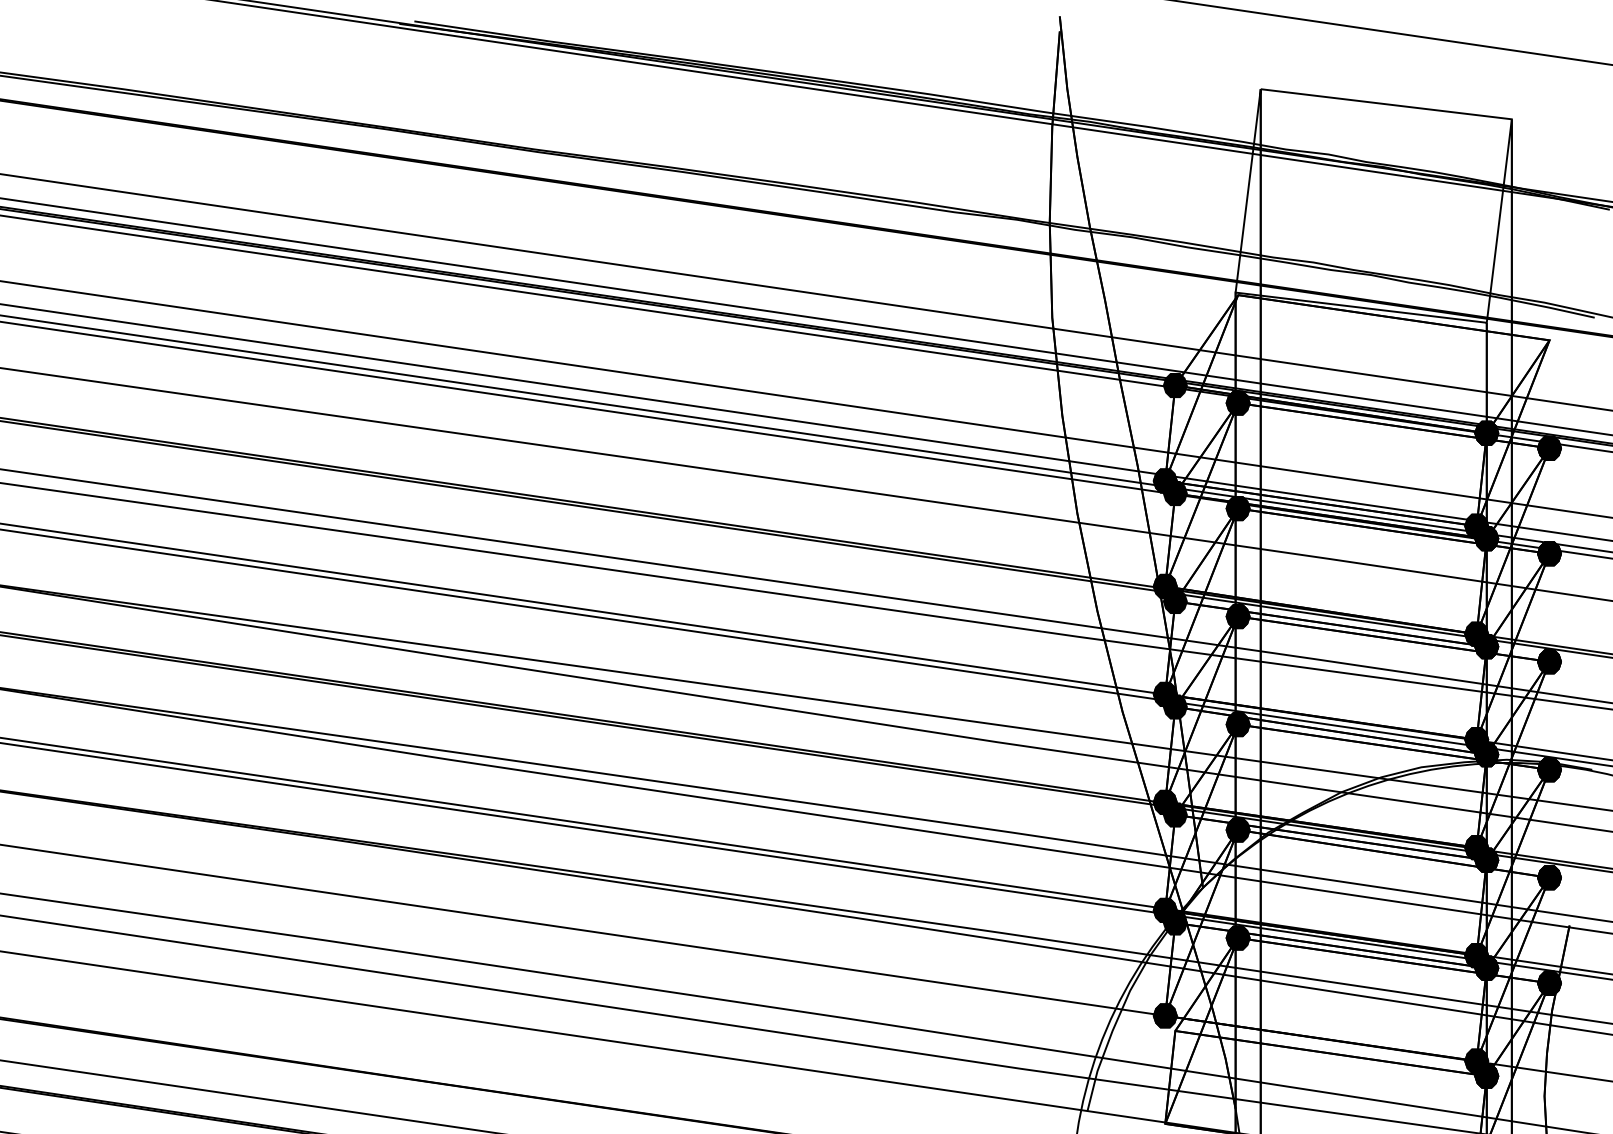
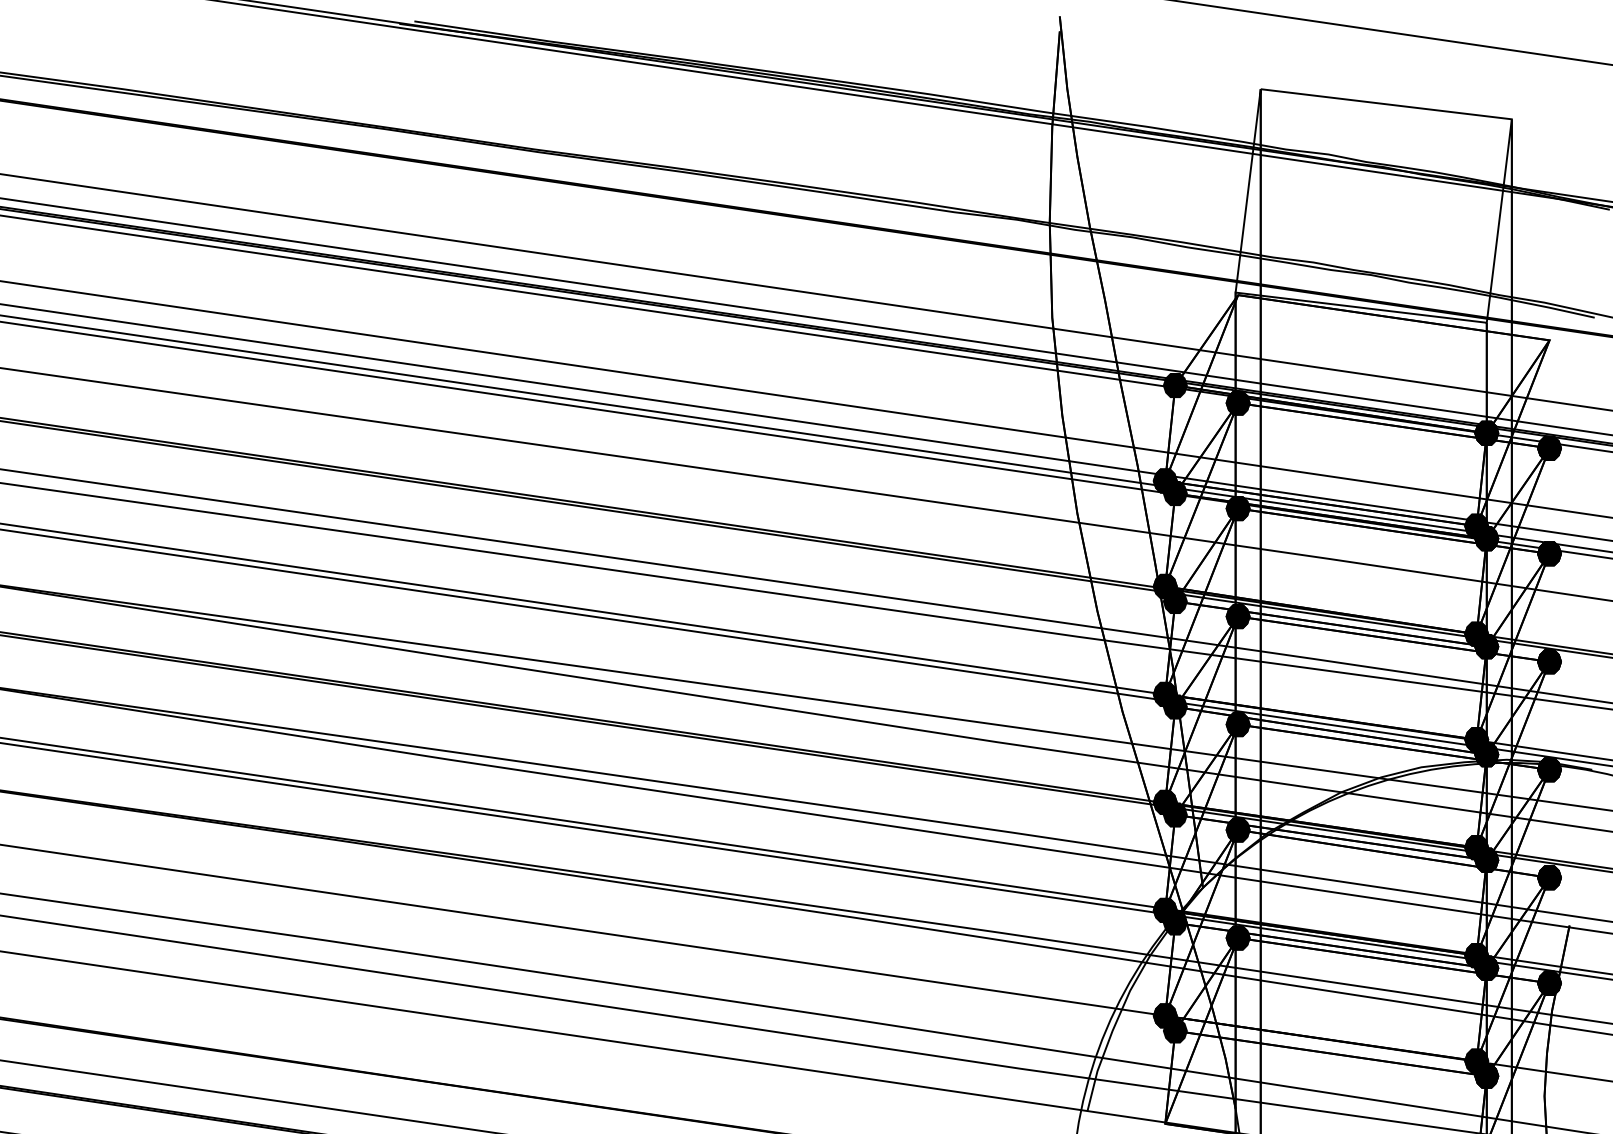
fill: none -> present (1174, 1030)
